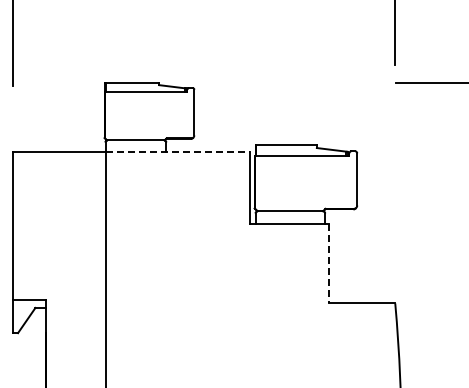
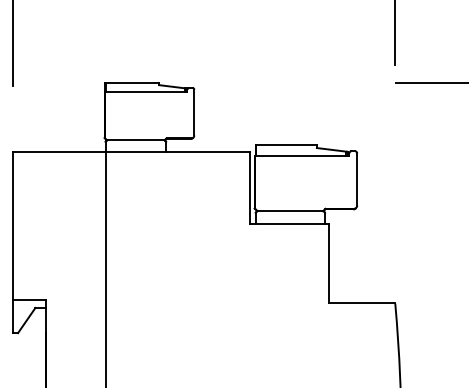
line: dashed -> solid (178, 151)
line: dashed -> solid (329, 263)
